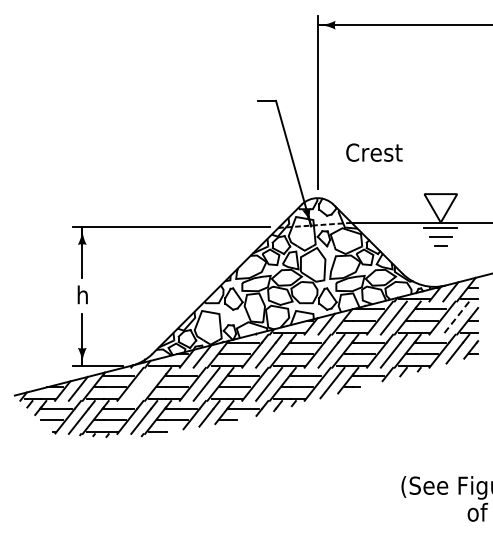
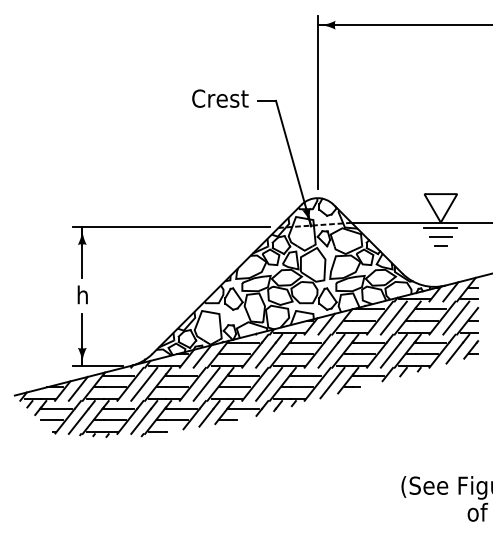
text position: (374, 152) -> (220, 98) (220, 98)
line: dashed -> solid (456, 318)
line: none -> present (144, 383)
